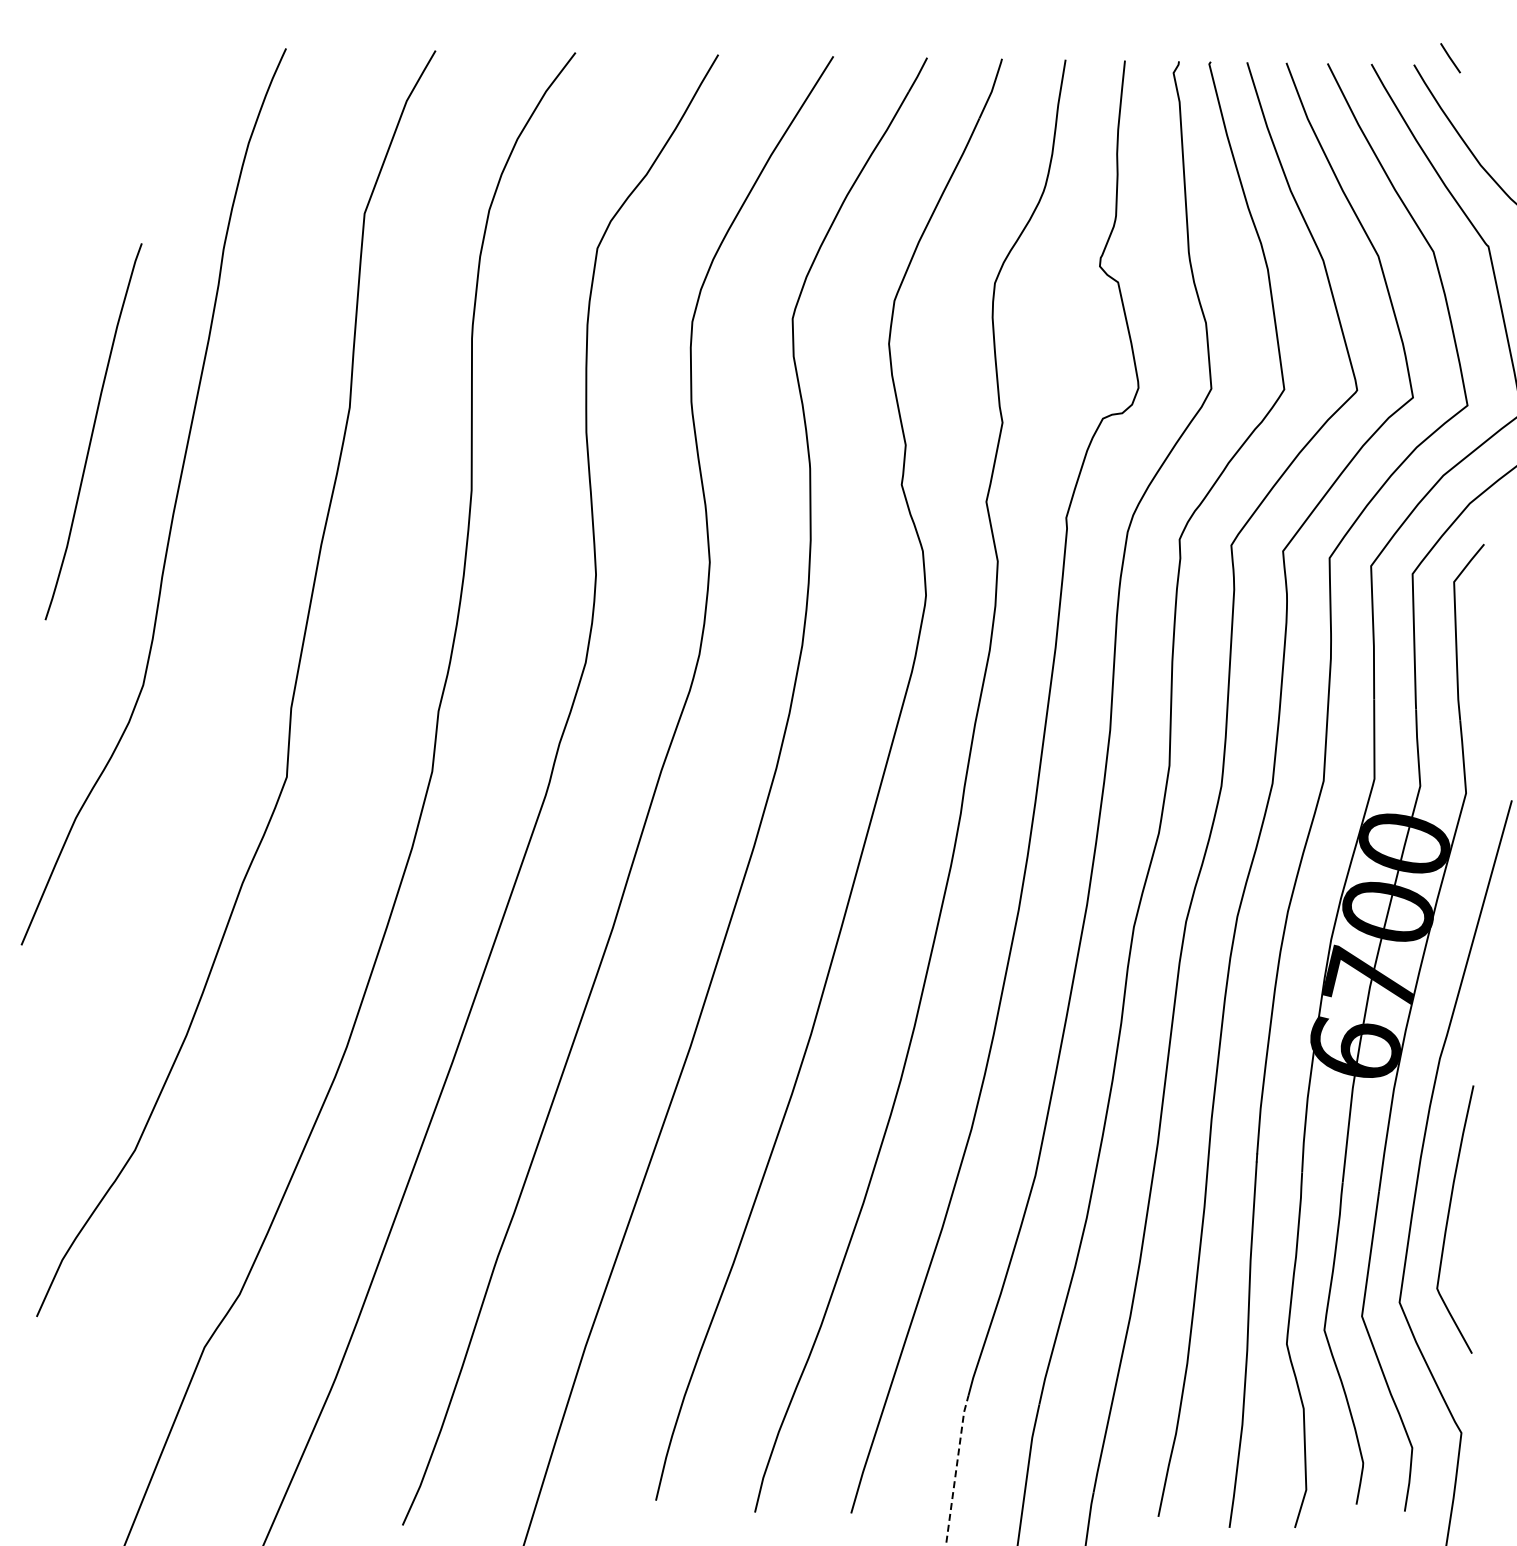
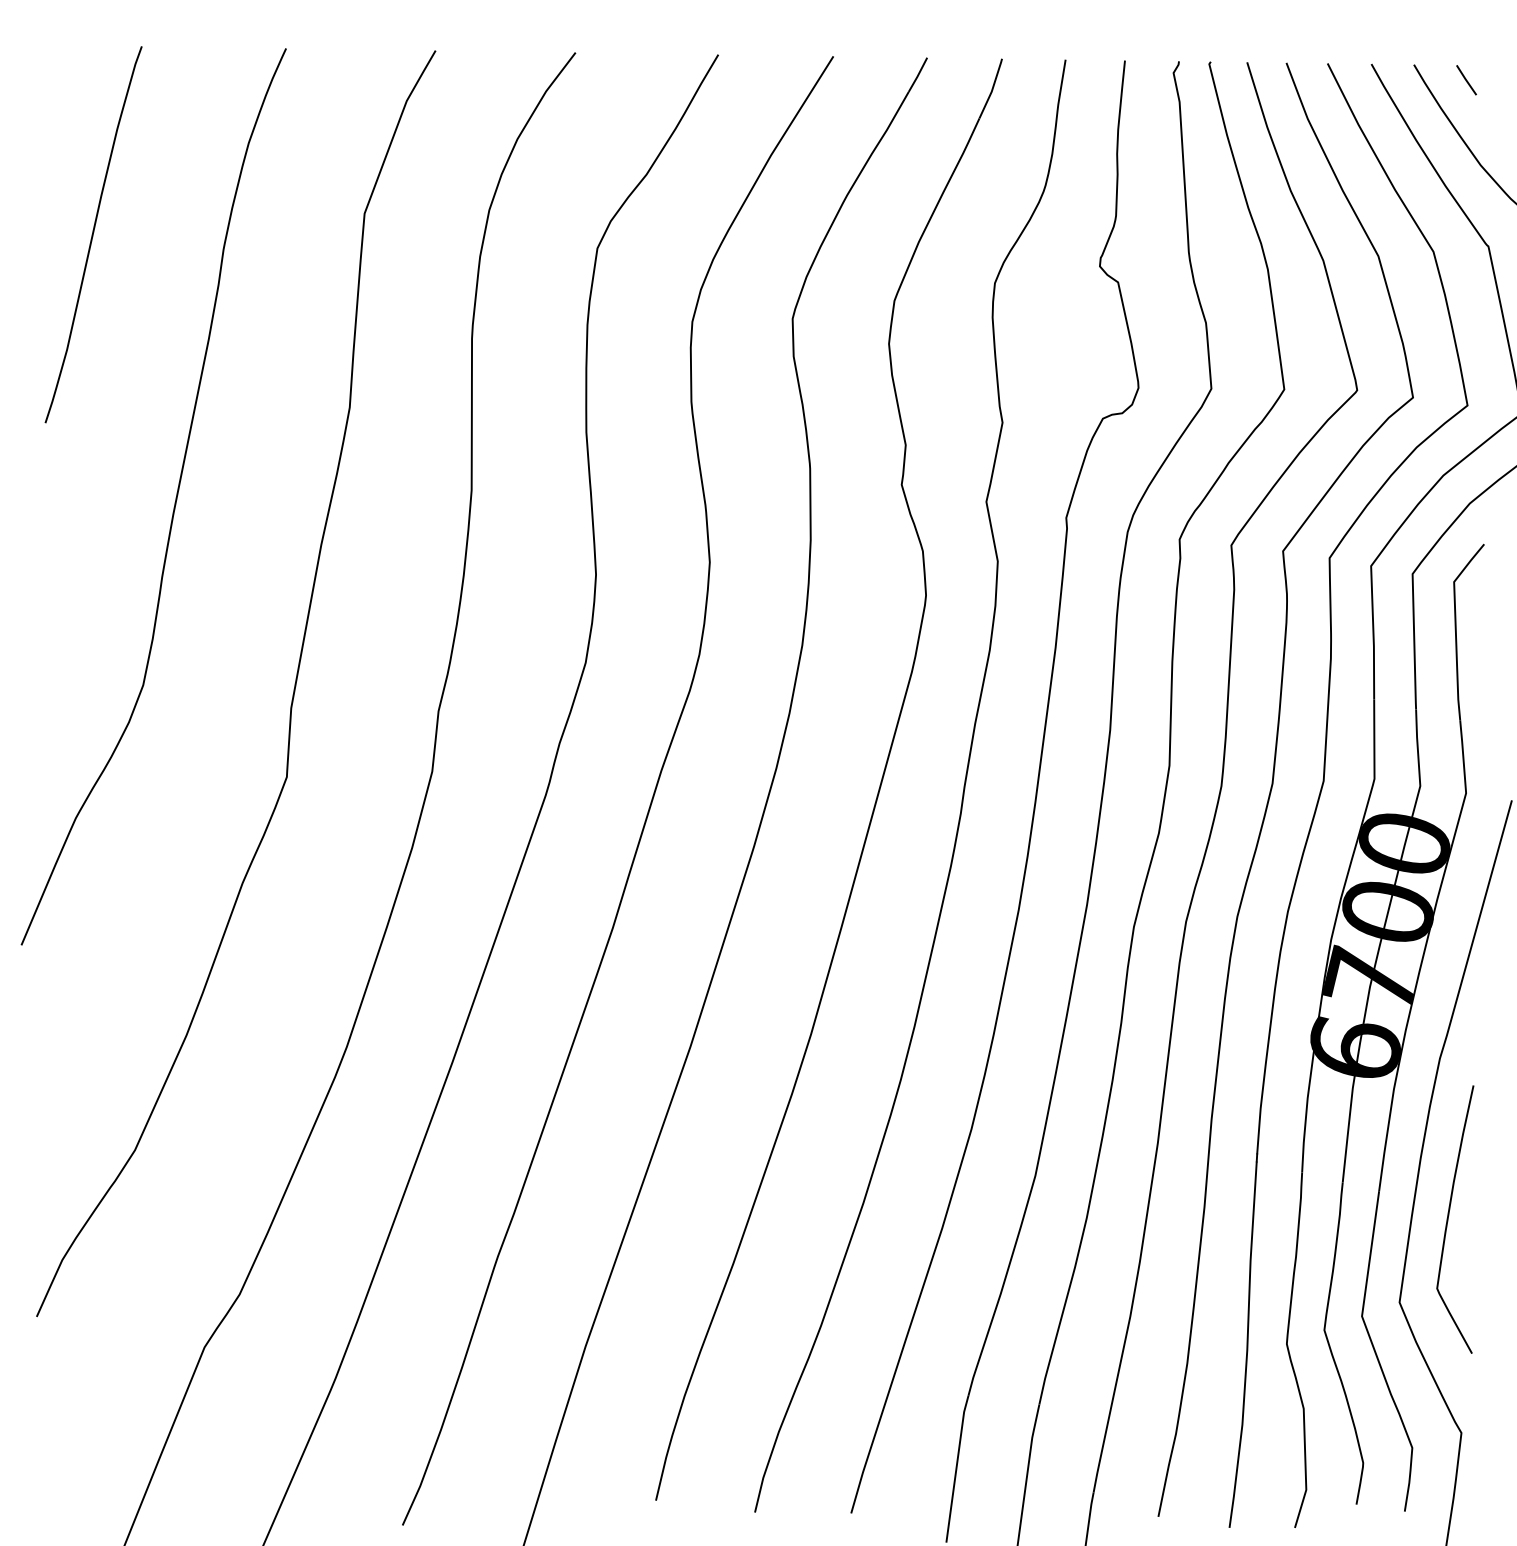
line position: (1450, 58) -> (1466, 80) (1466, 80)
curve position: (93, 431) -> (93, 234) (93, 234)
line: dashed -> solid (956, 1468)
